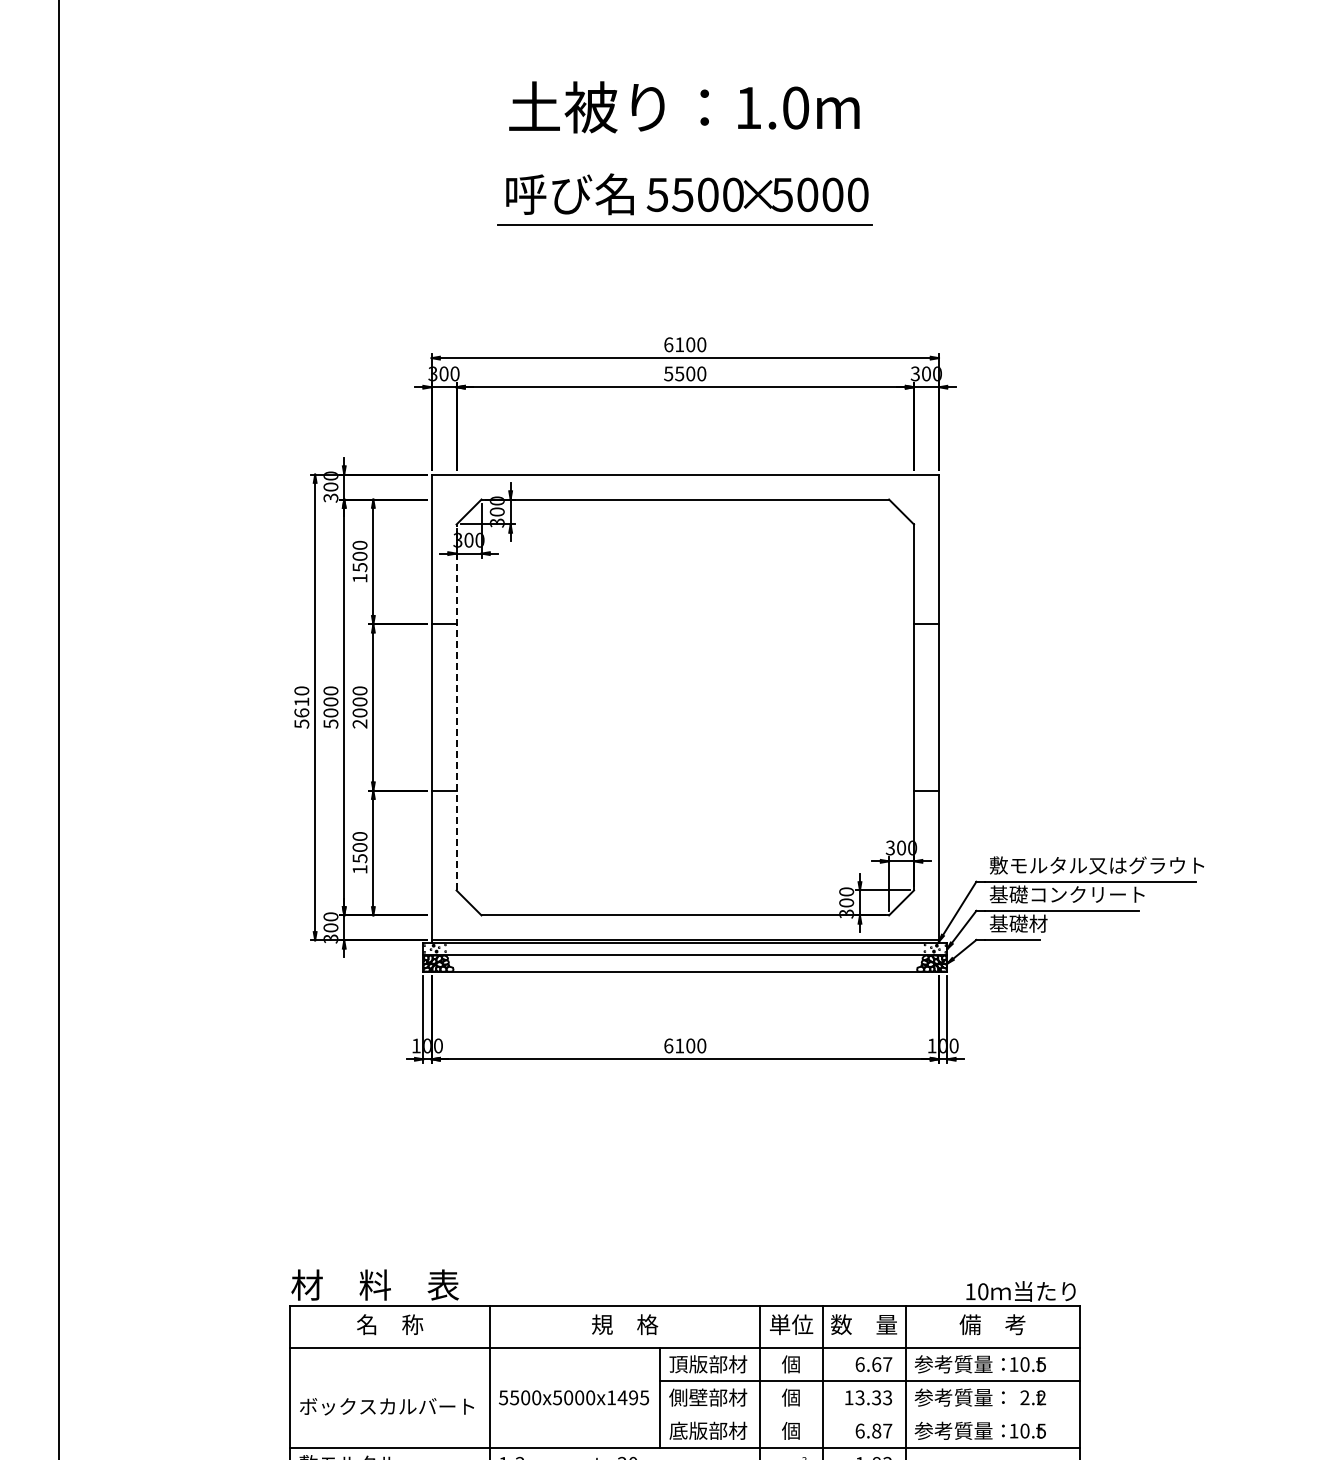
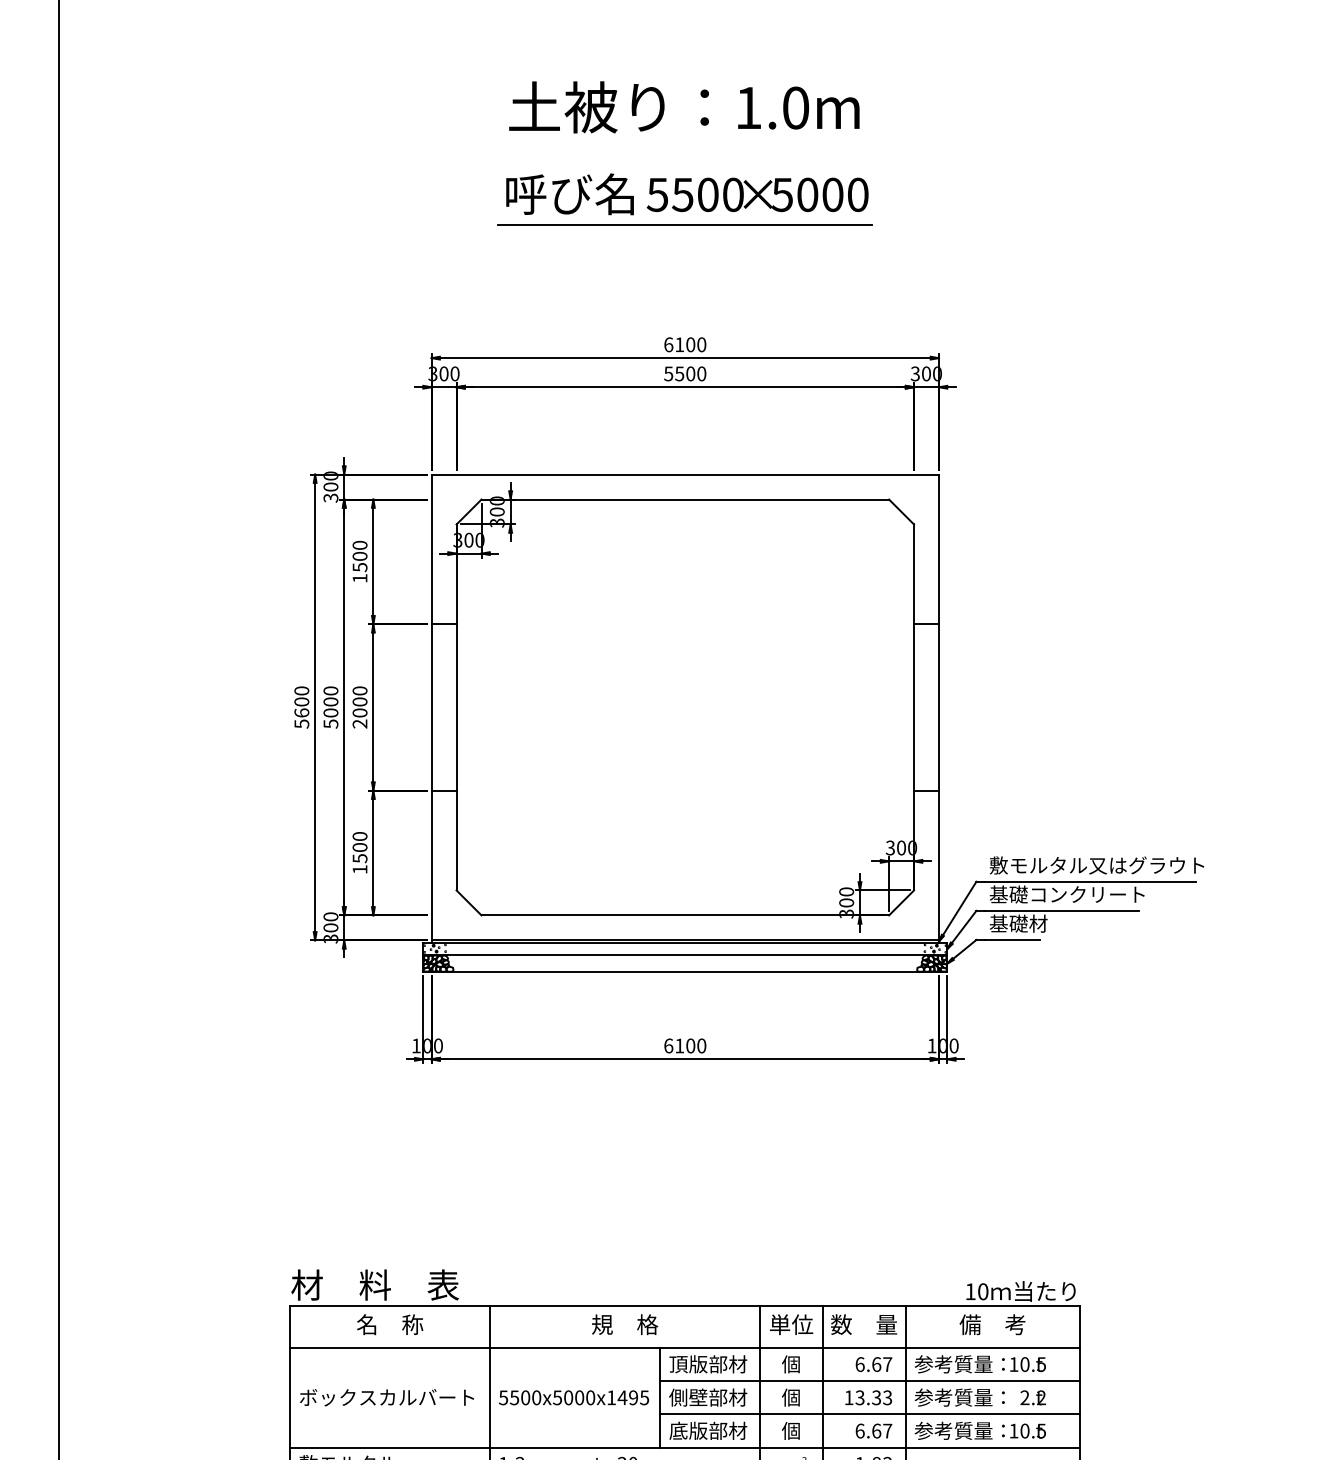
text: 5610 -> 5600 (301, 701)
line: dashed -> solid (456, 707)
text position: (386, 1406) -> (386, 1397) (386, 1397)
line: none -> present (870, 1414)
text: 6.87 -> 6.67 (876, 1430)
